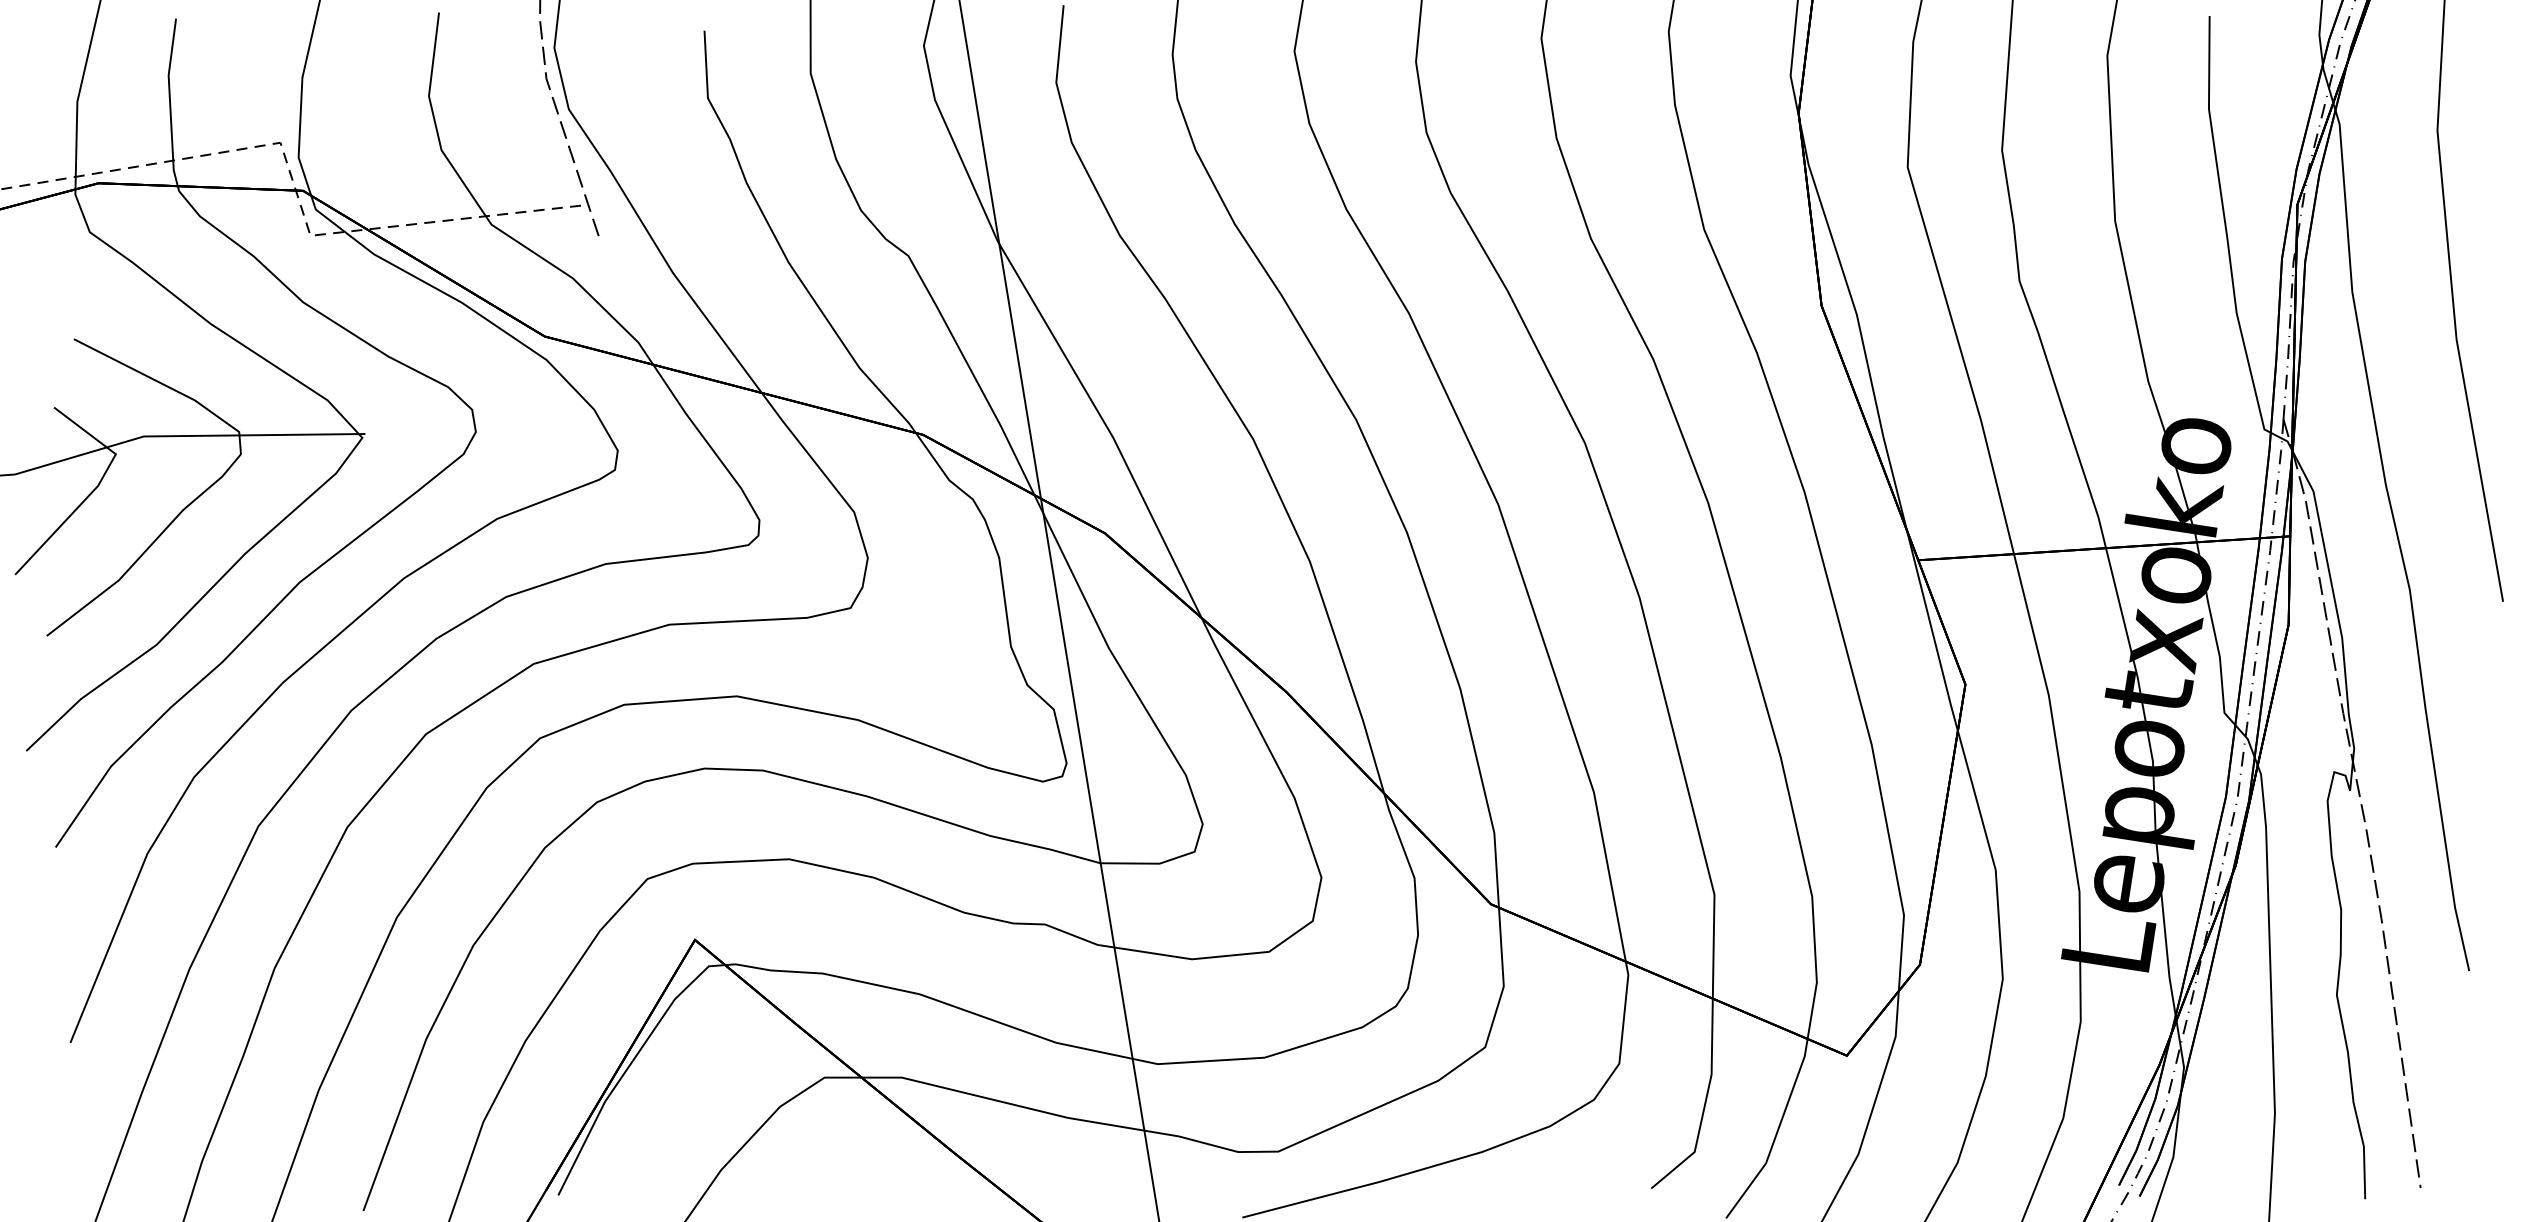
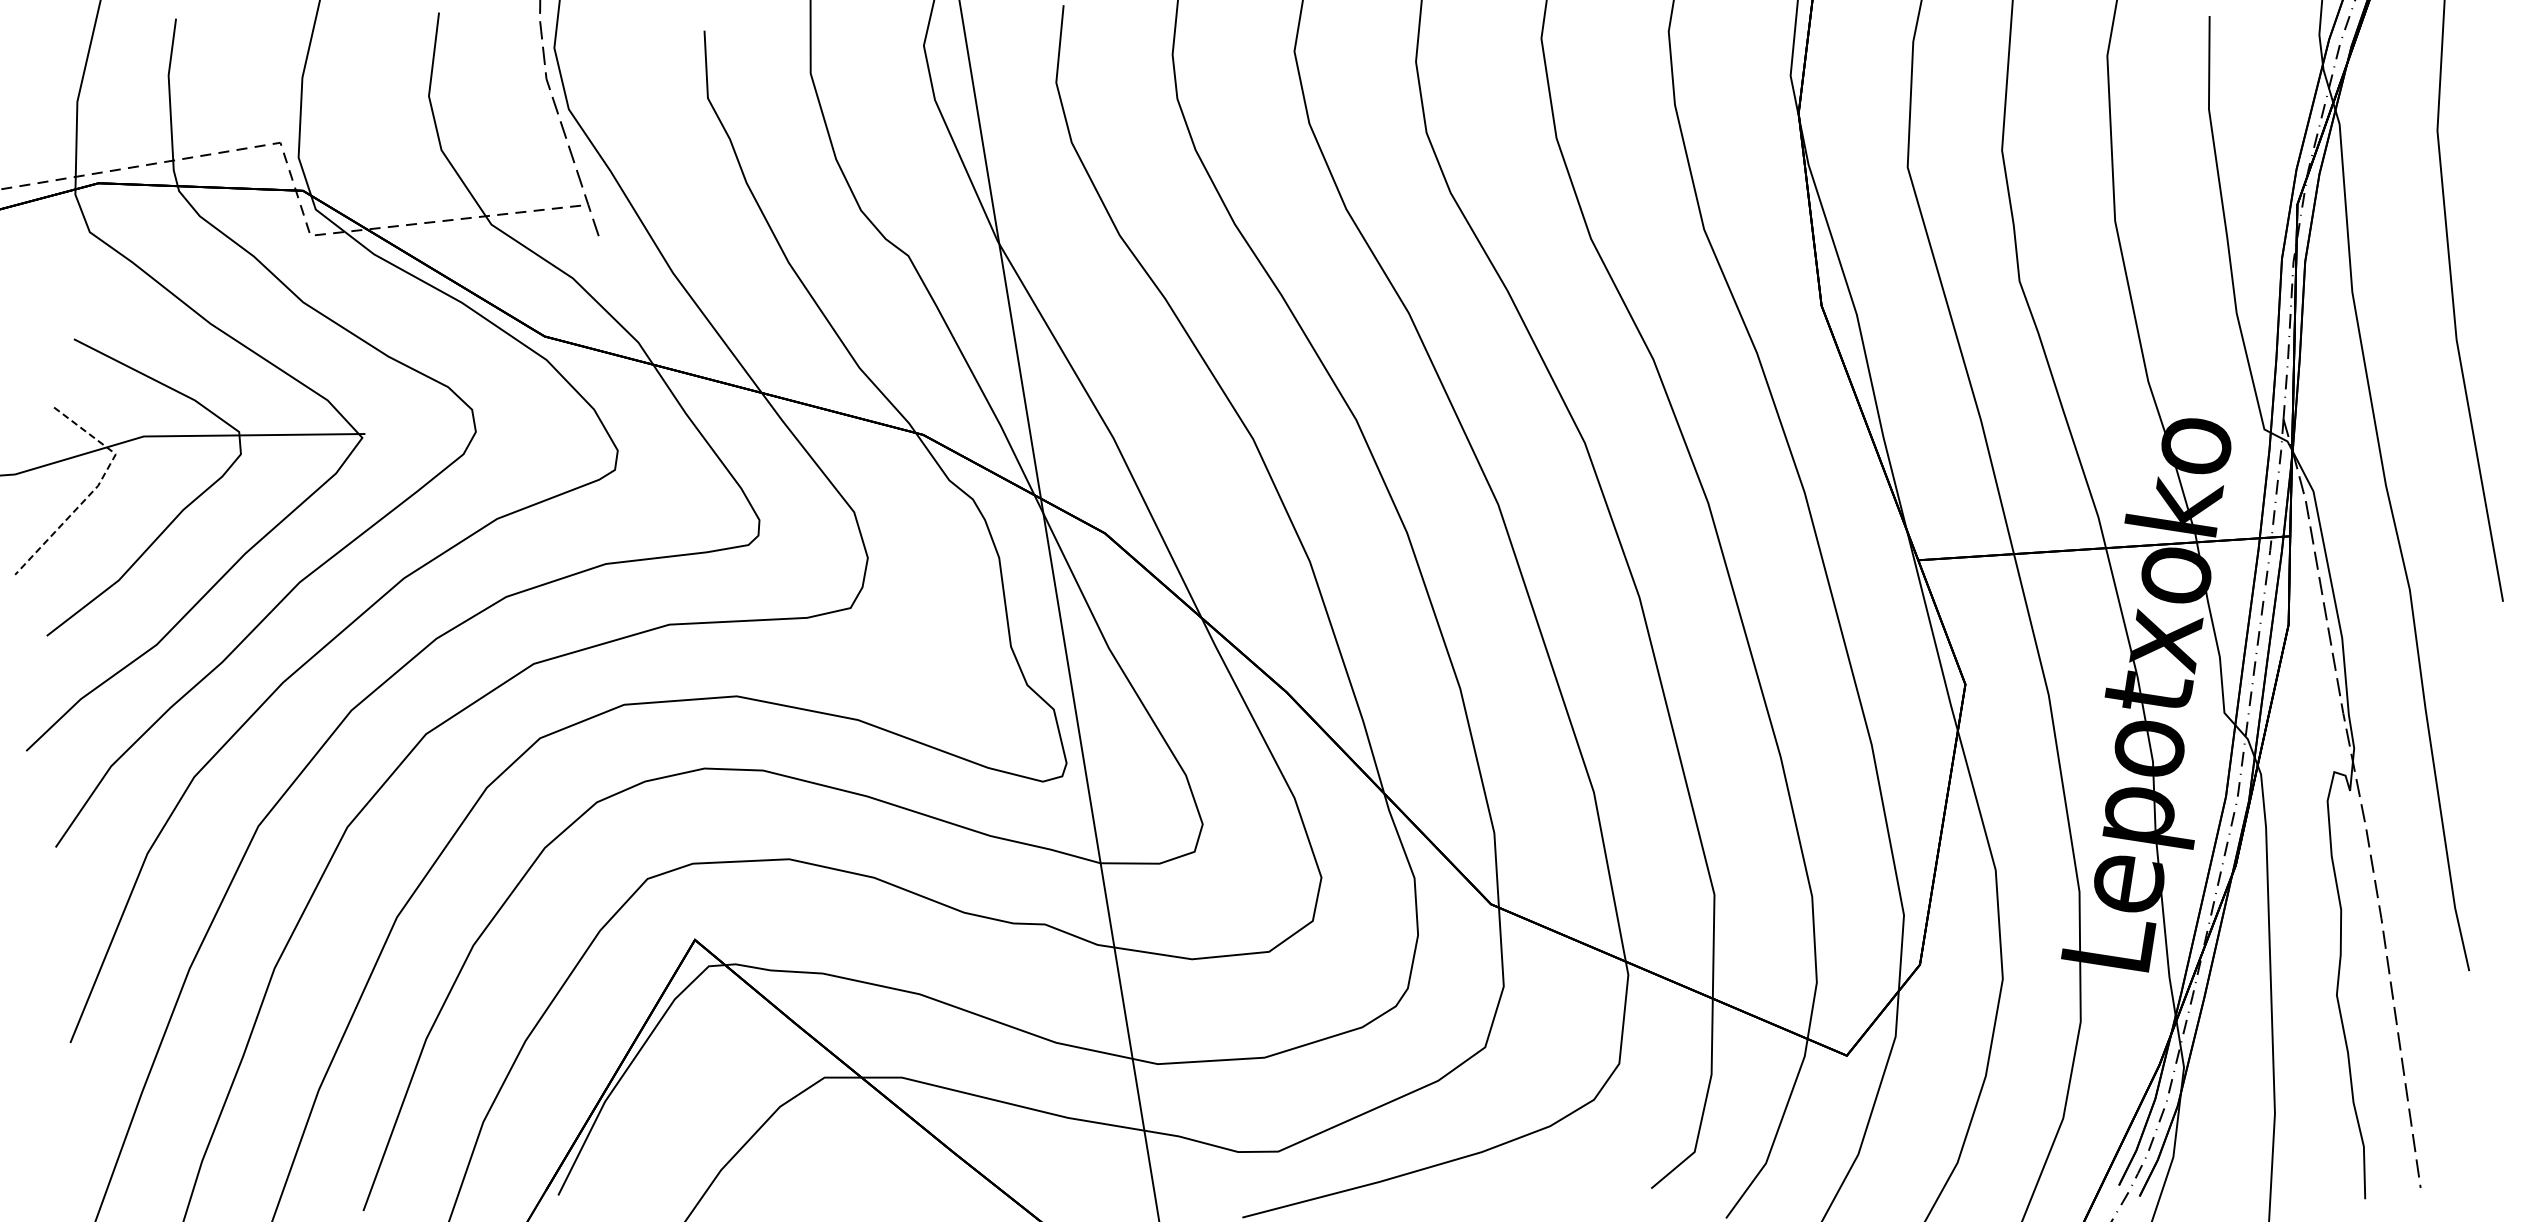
line: solid -> dashed (96, 488)
